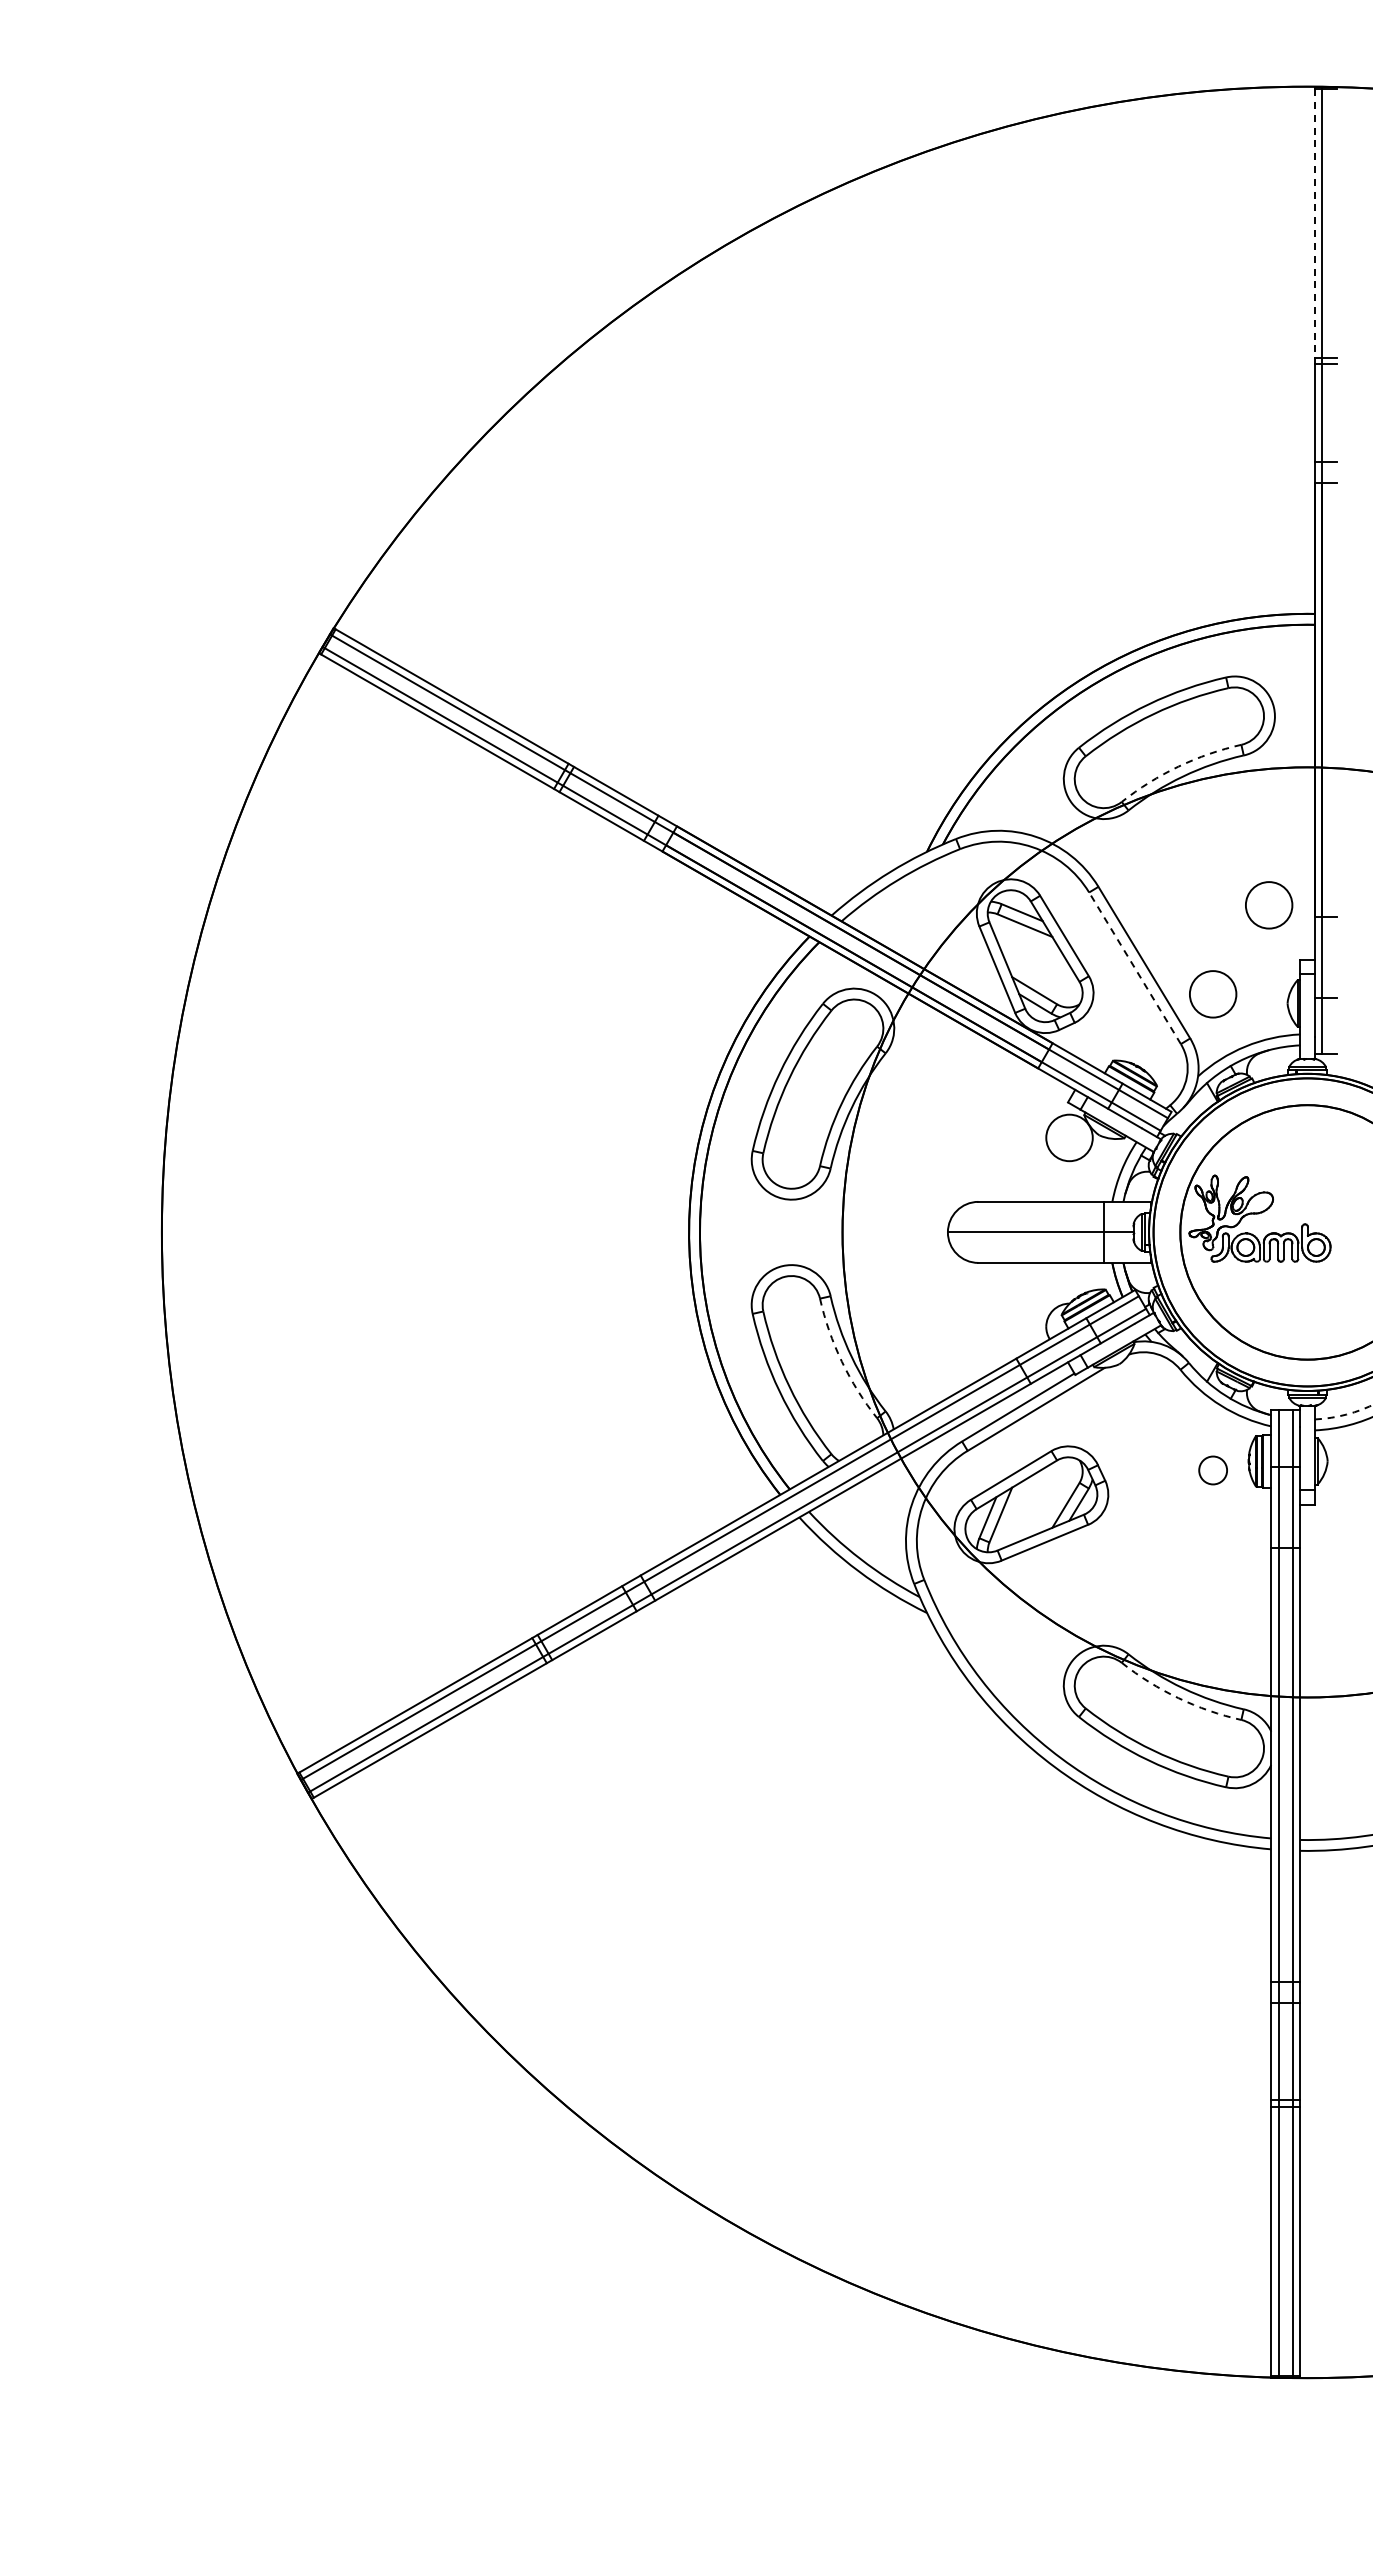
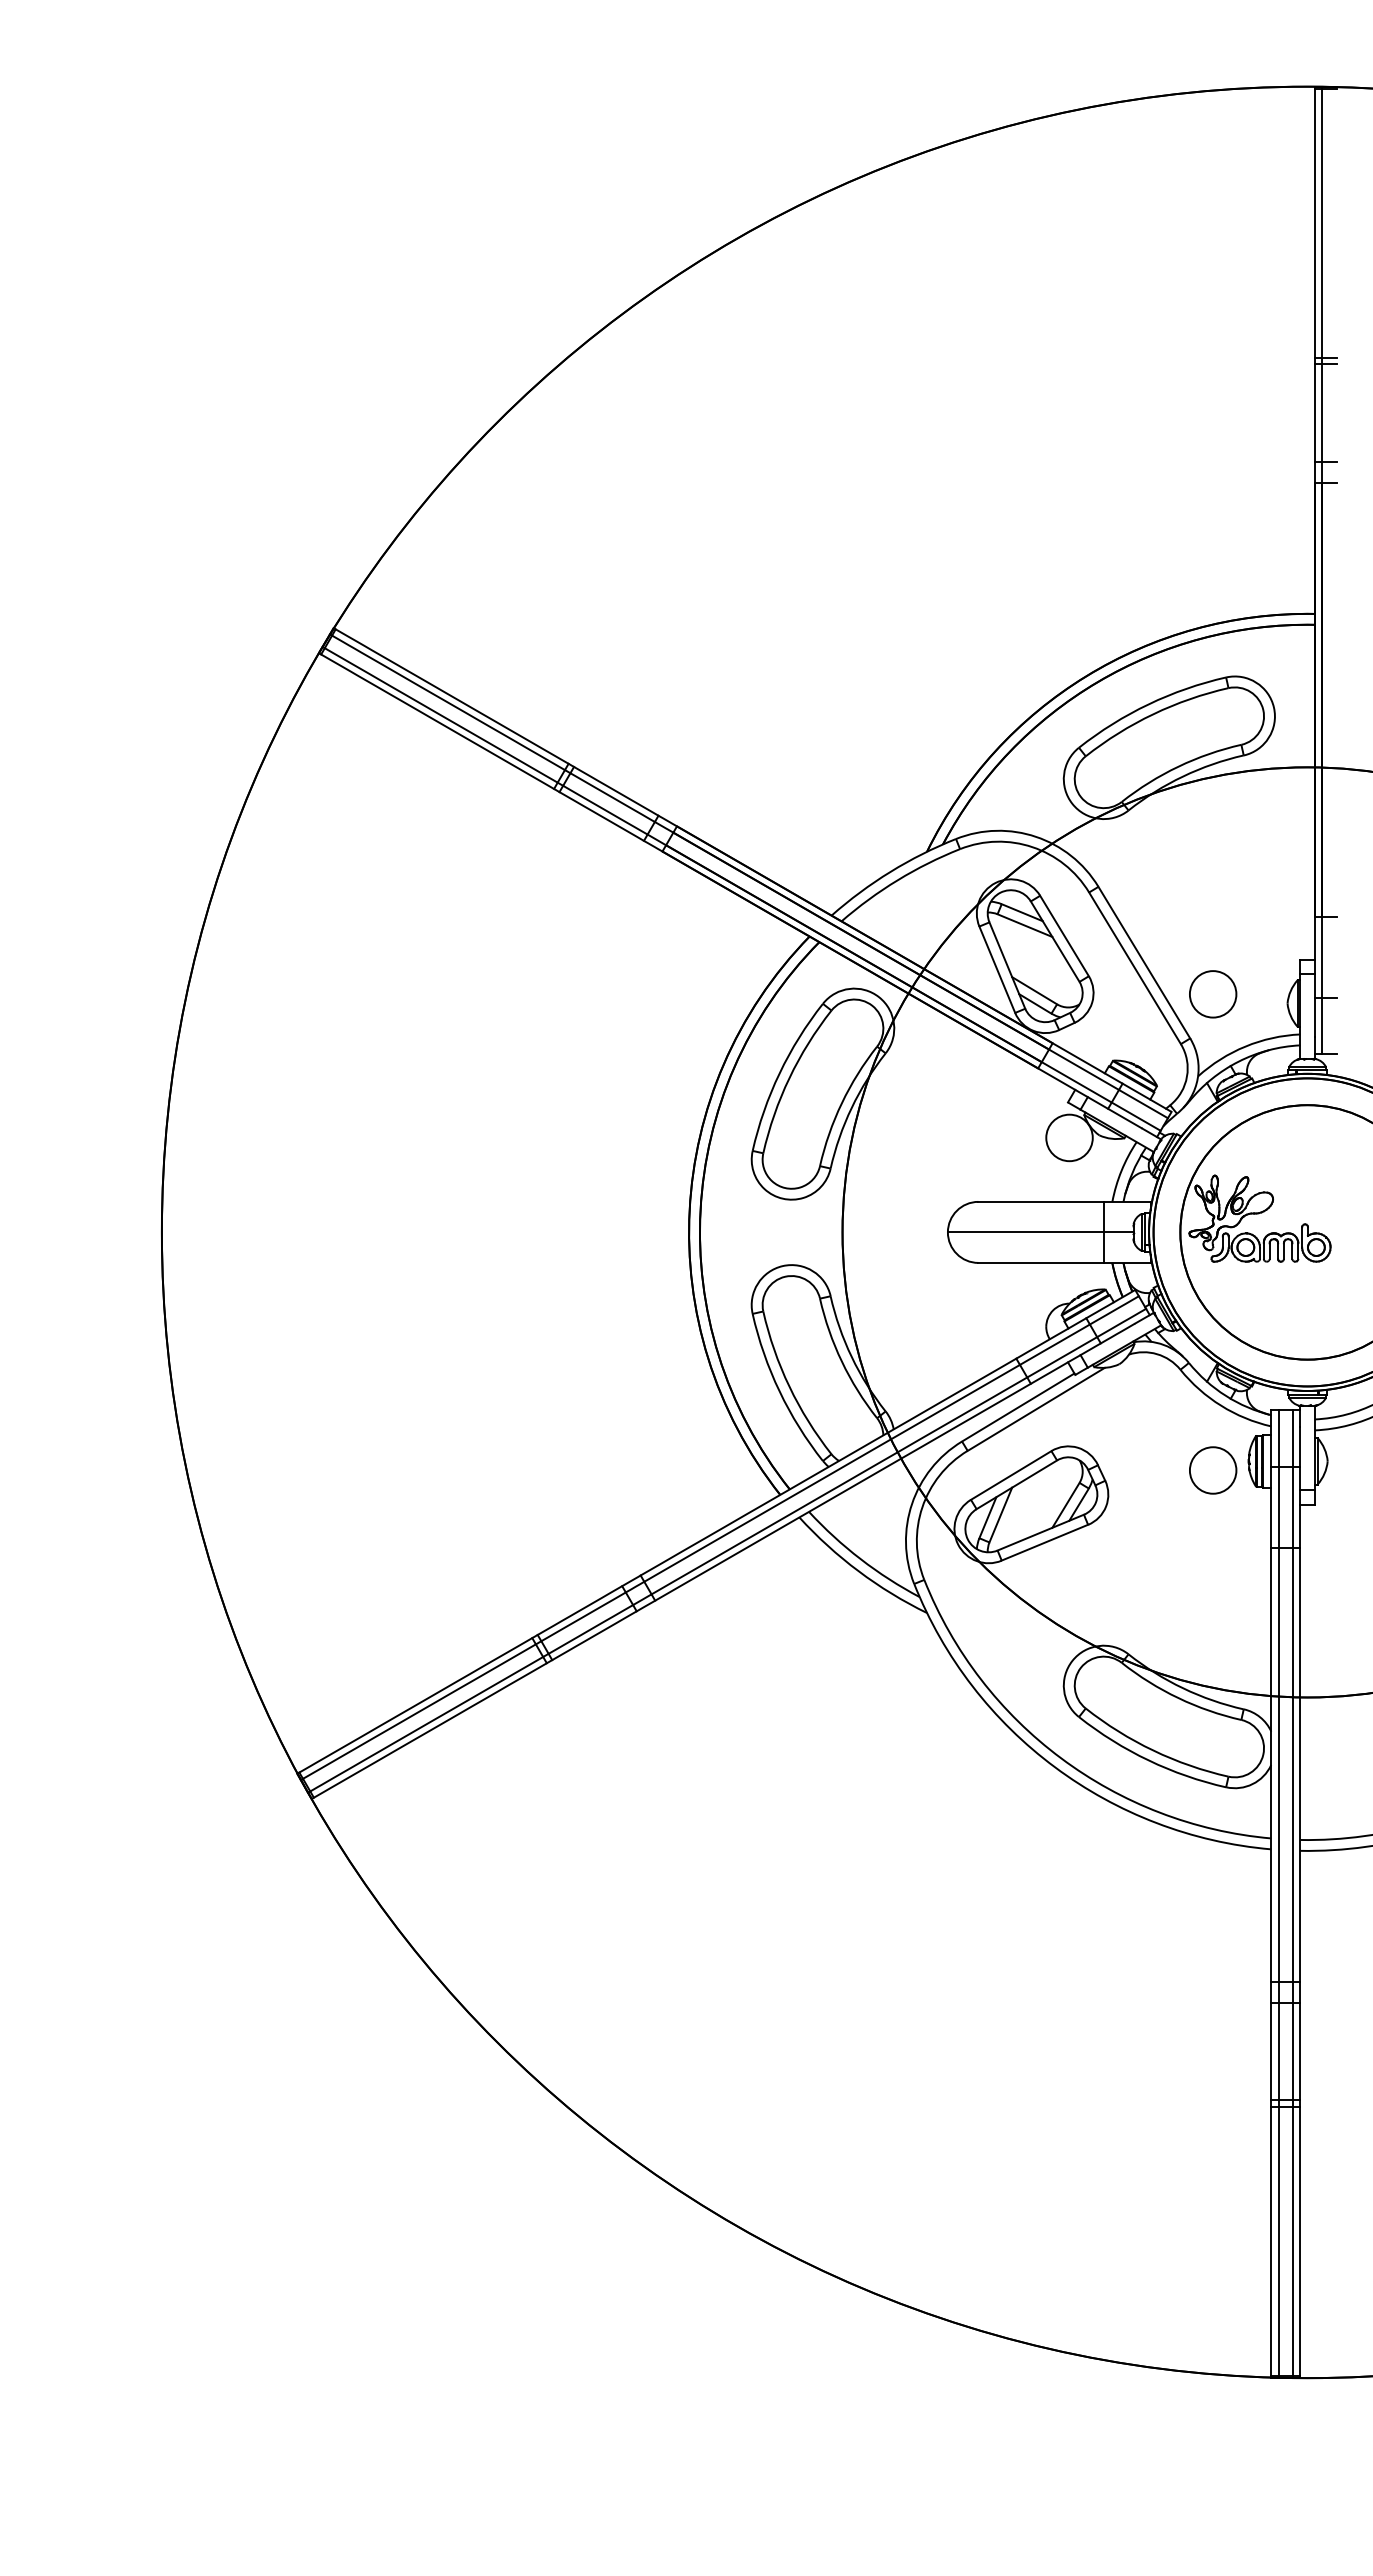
line: dashed -> solid (1314, 224)
arc: dashed -> solid (1178, 766)
circle: present -> none (1269, 905)
line: dashed -> solid (1135, 968)
arc: dashed -> solid (841, 1361)
arc: dashed -> solid (1344, 1415)
circle diameter: 28 px -> 47 px (1212, 1470)
arc: dashed -> solid (1178, 1698)
